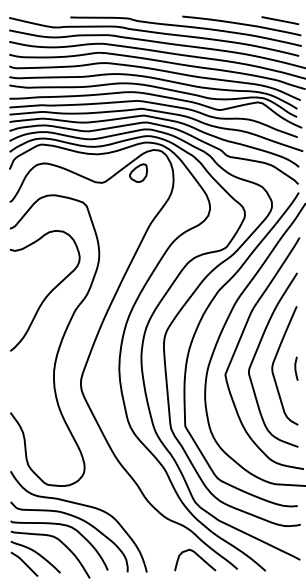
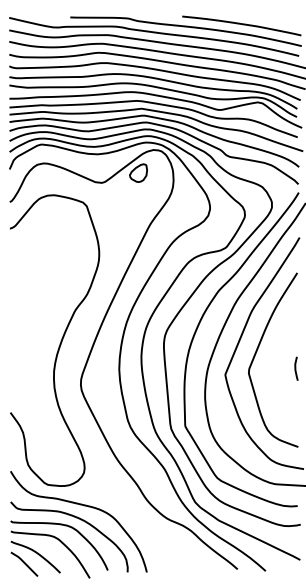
line: present -> none (280, 20)
curve: present -> none (48, 293)
curve: present -> none (275, 360)
curve: present -> none (197, 556)
